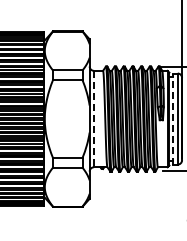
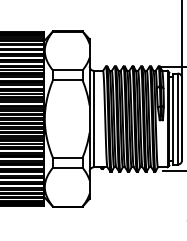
line: dashed -> solid (94, 119)
line: dashed -> solid (173, 119)
